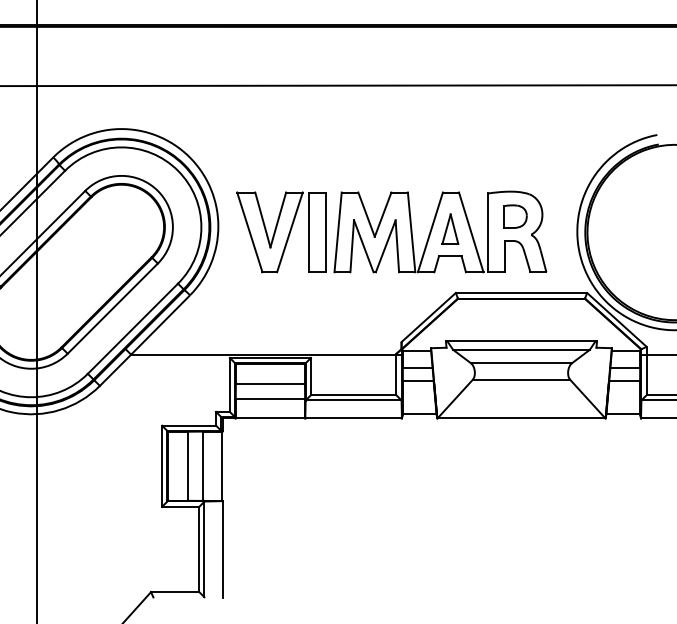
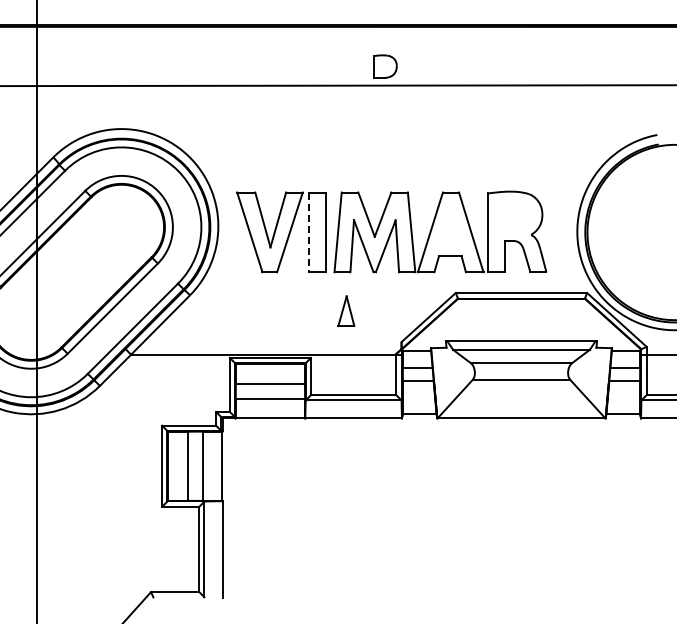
part position: (515, 216) -> (385, 66) (385, 66)
part position: (450, 228) -> (346, 310) (346, 310)
line: solid -> dashed (308, 232)
